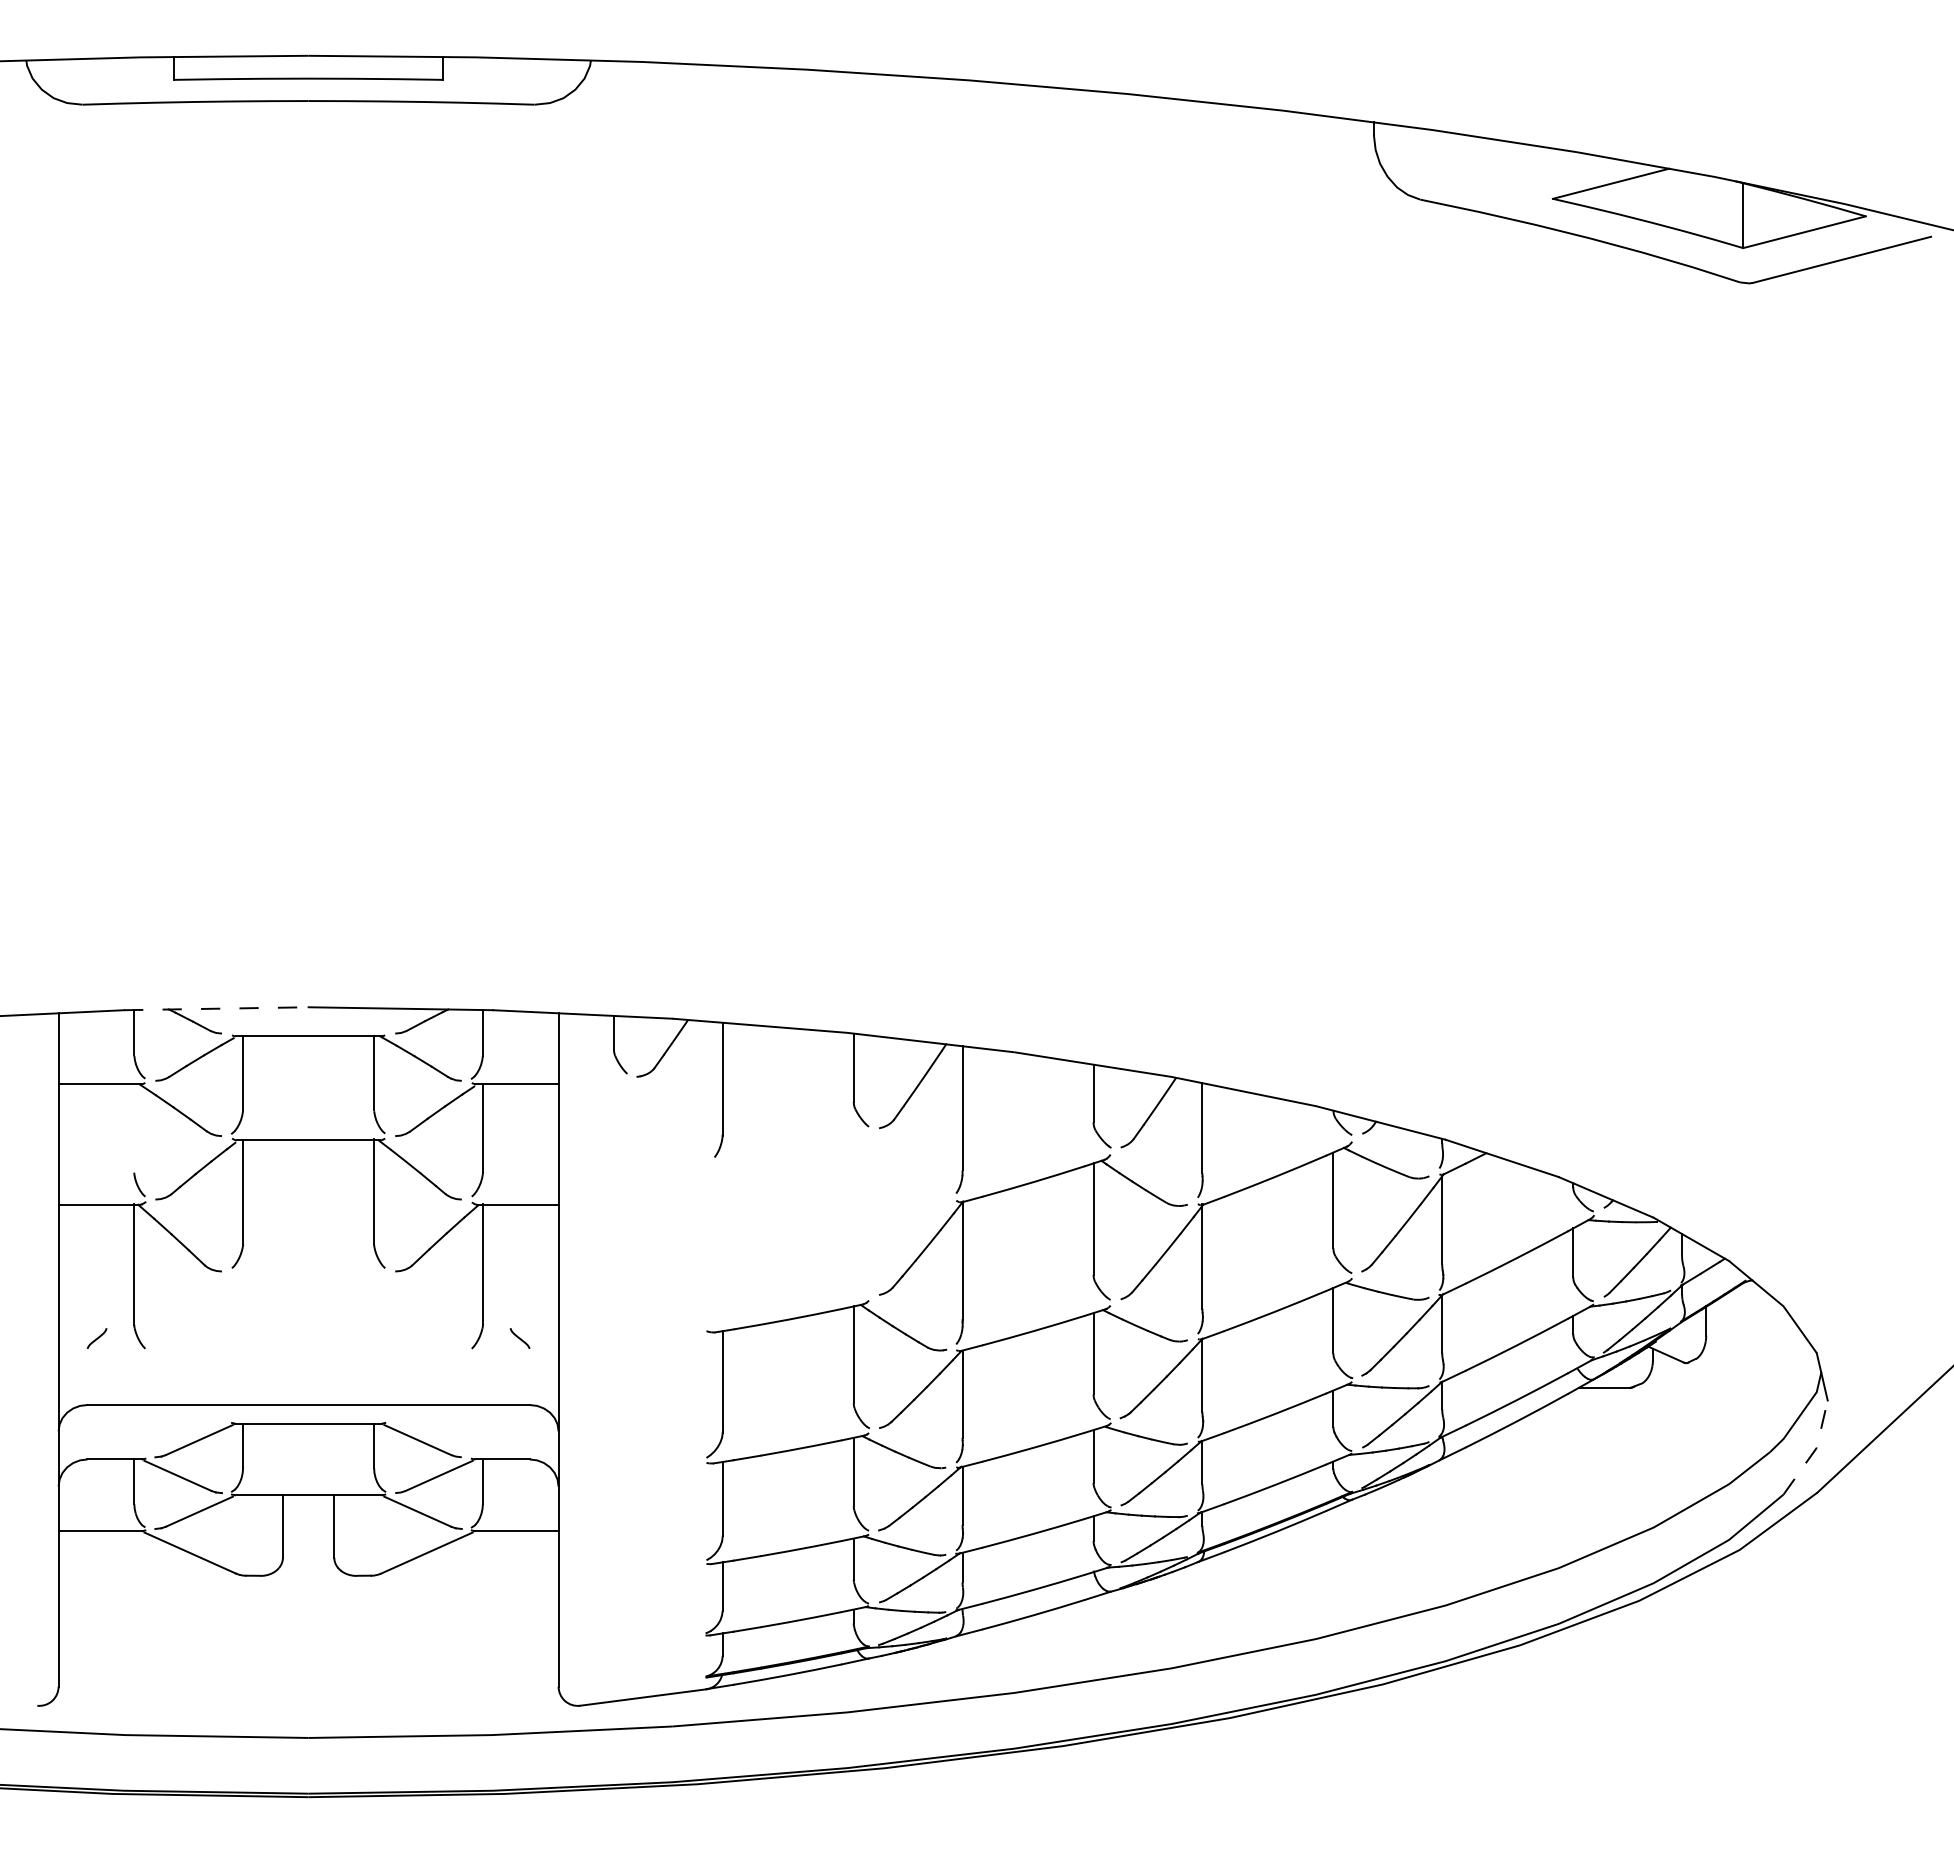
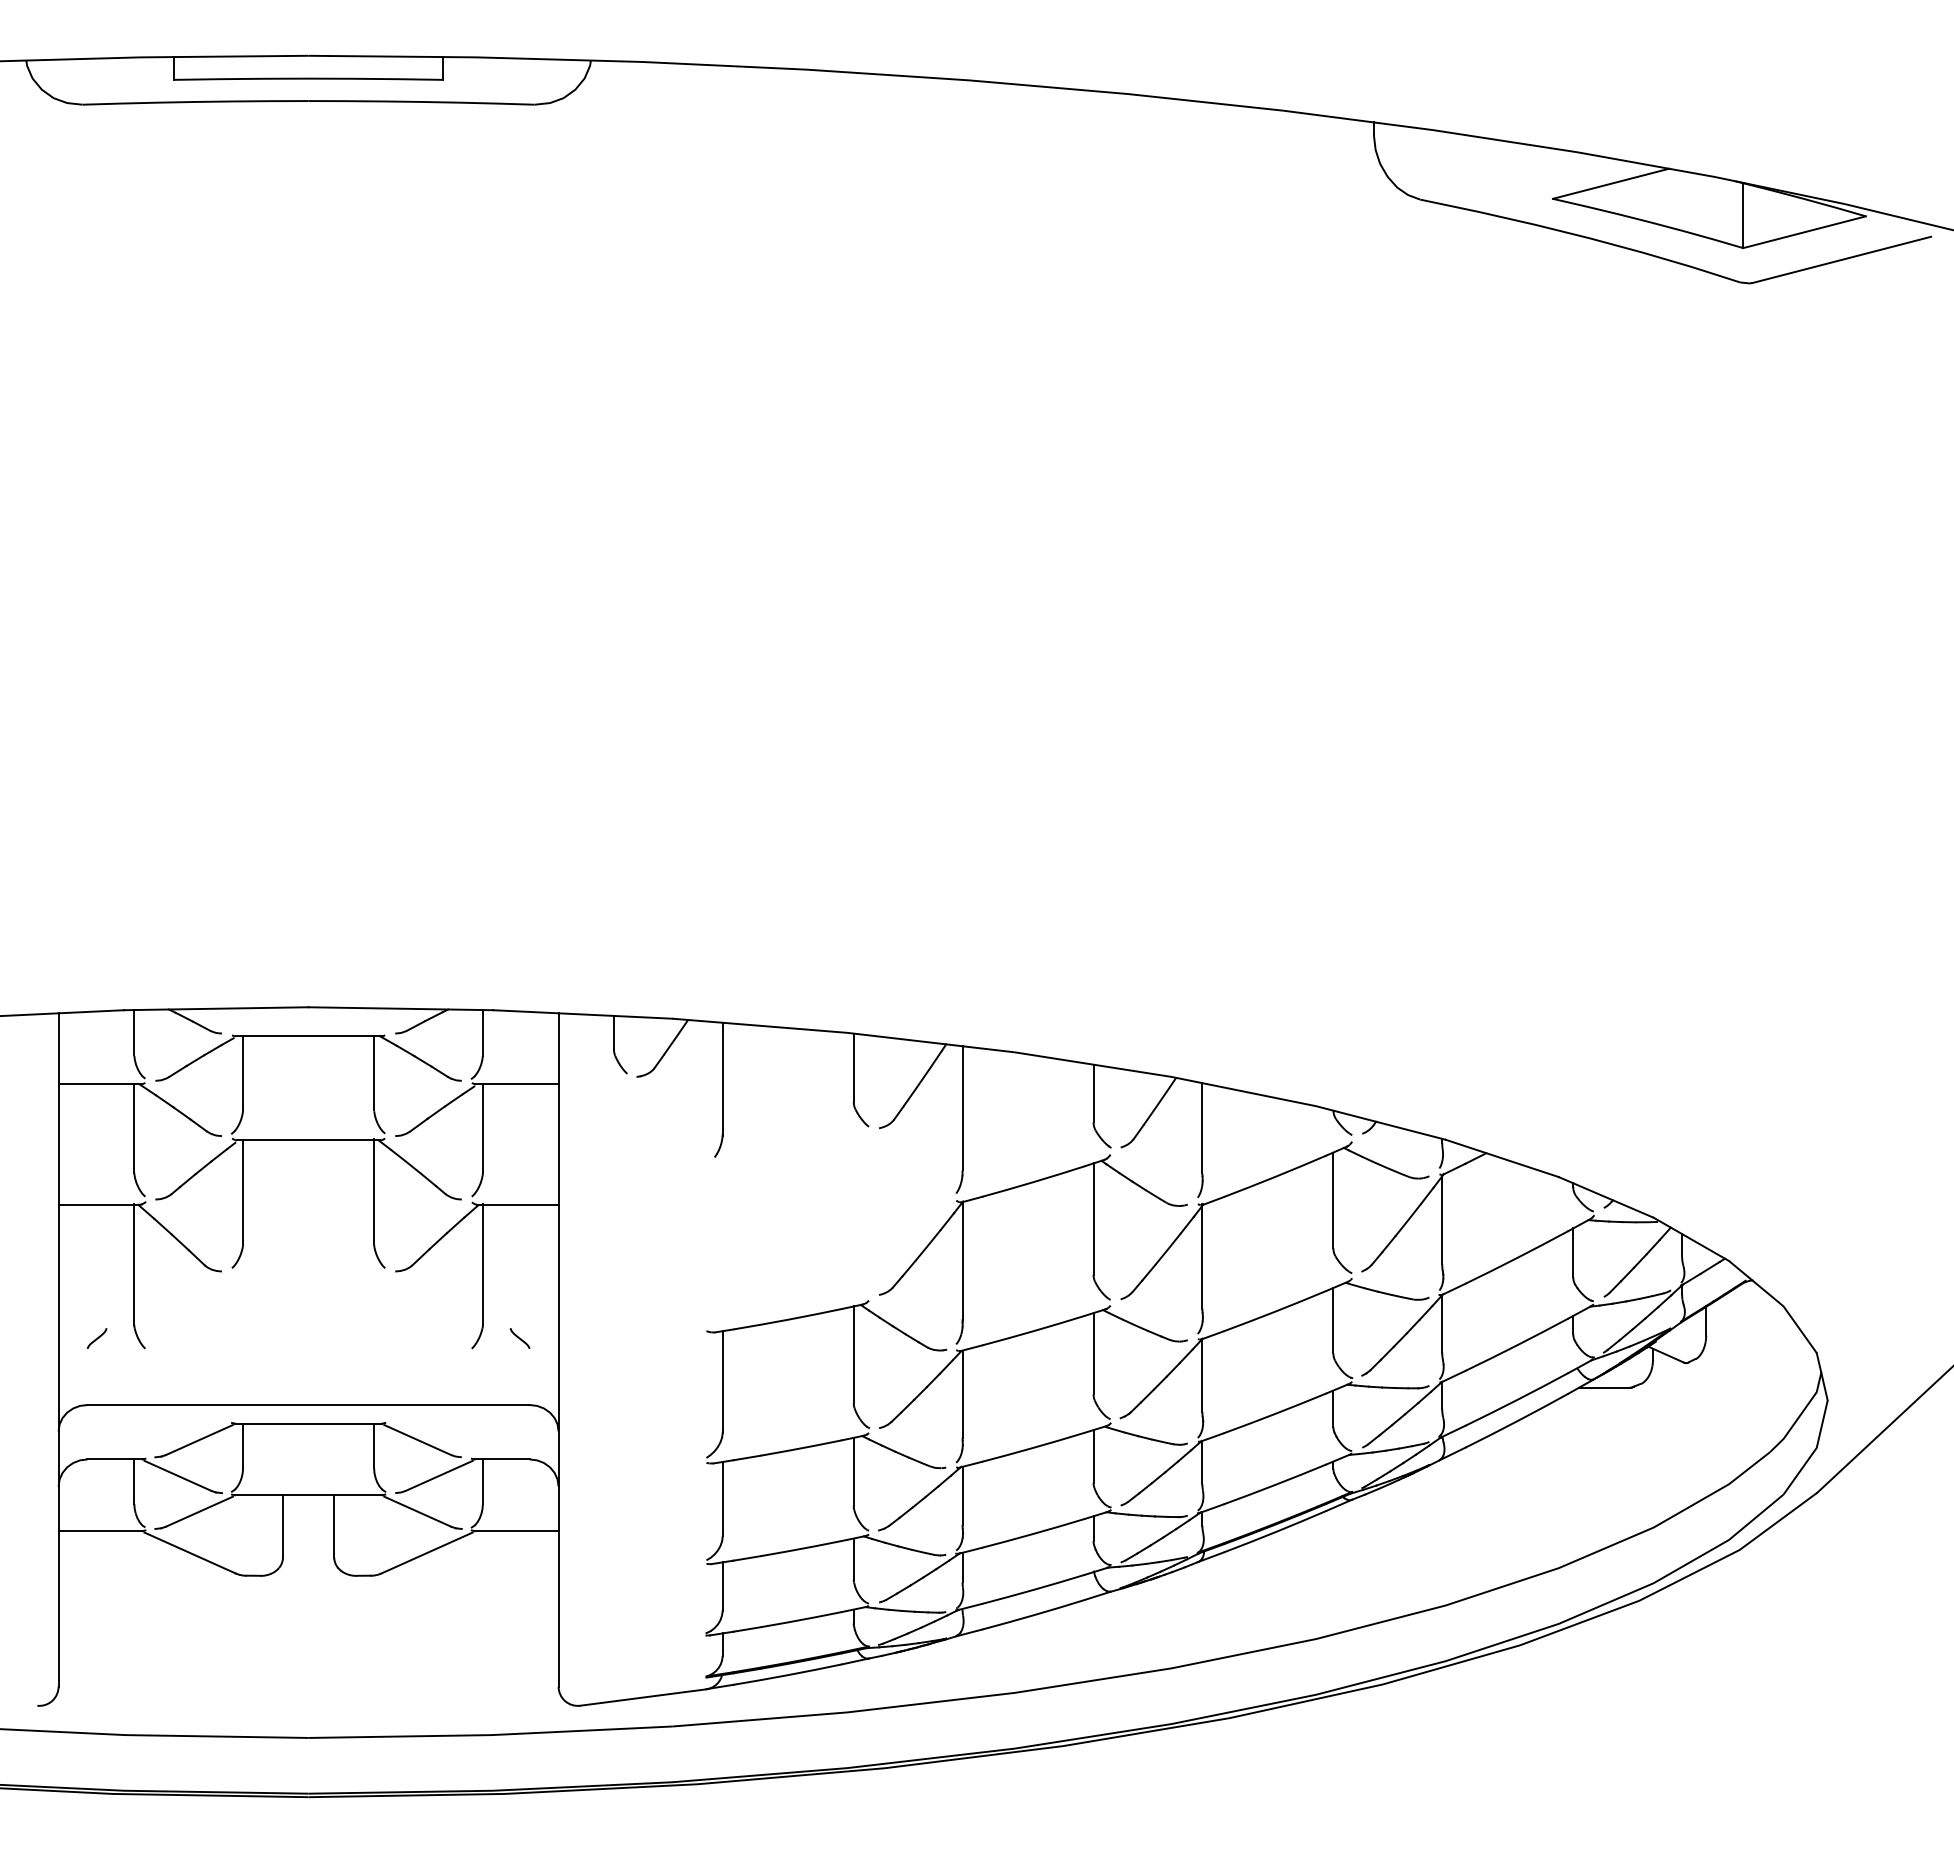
line: dashed -> solid (216, 1008)
line: none -> present (134, 1127)
line: dashed -> solid (1814, 1451)
